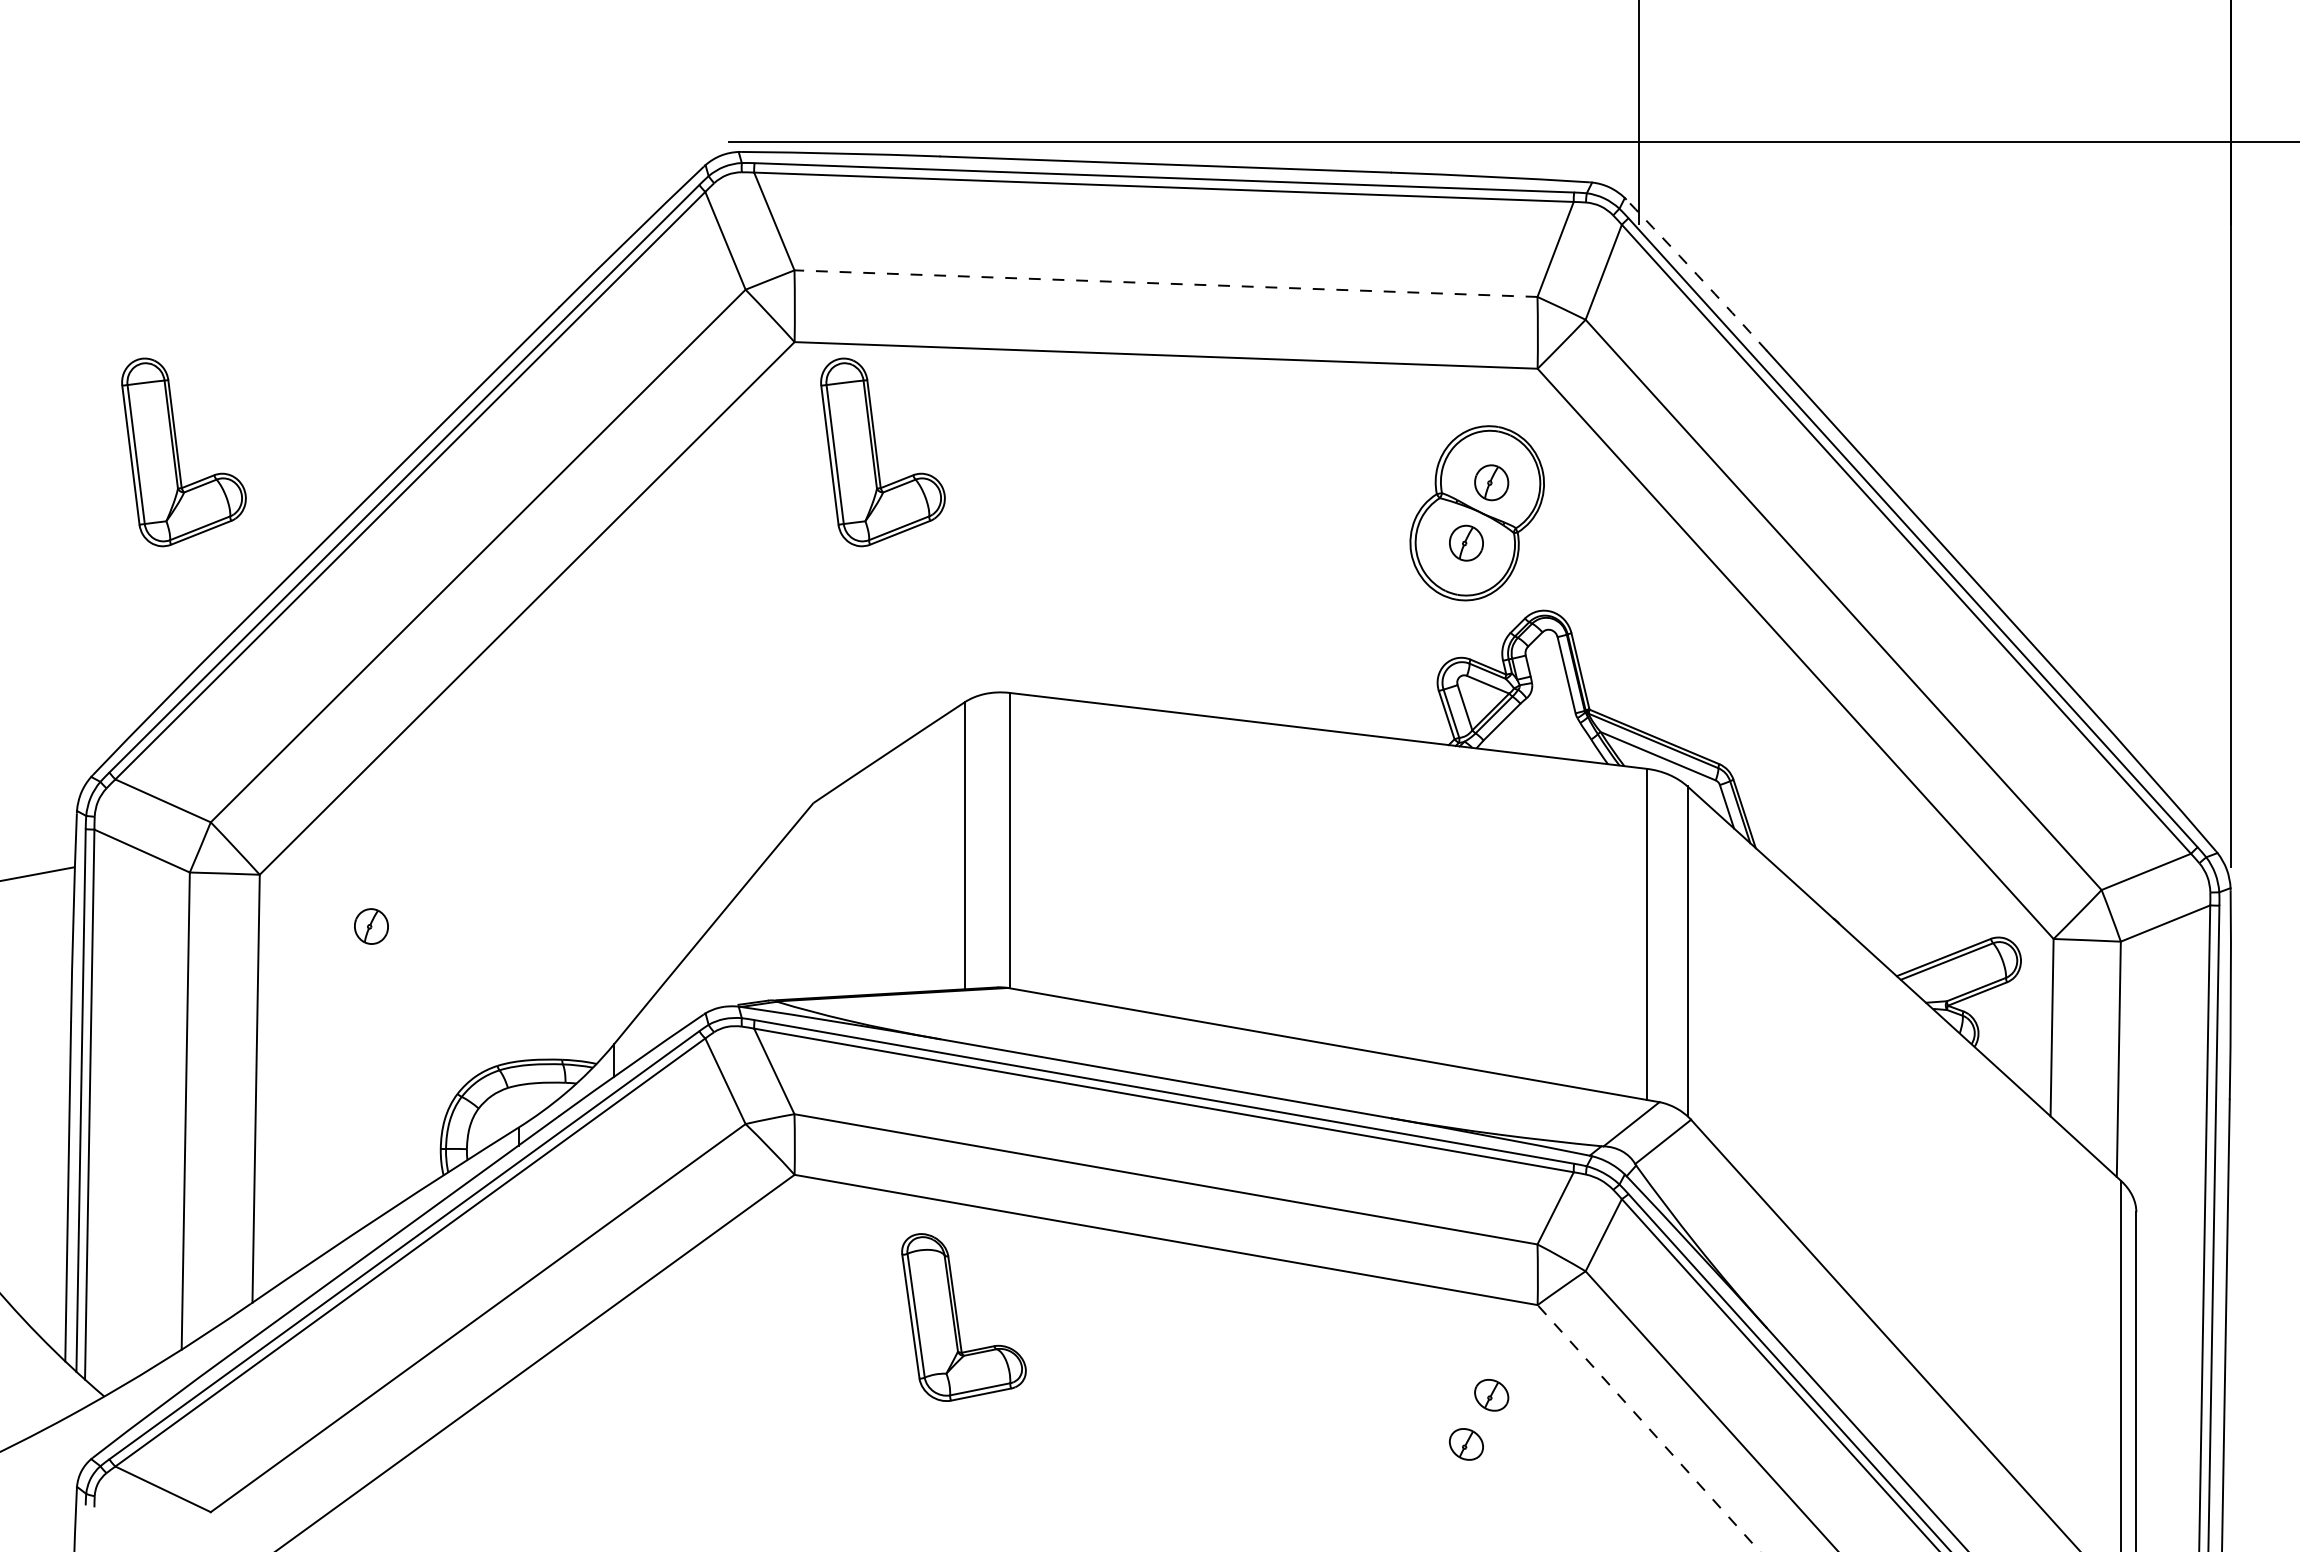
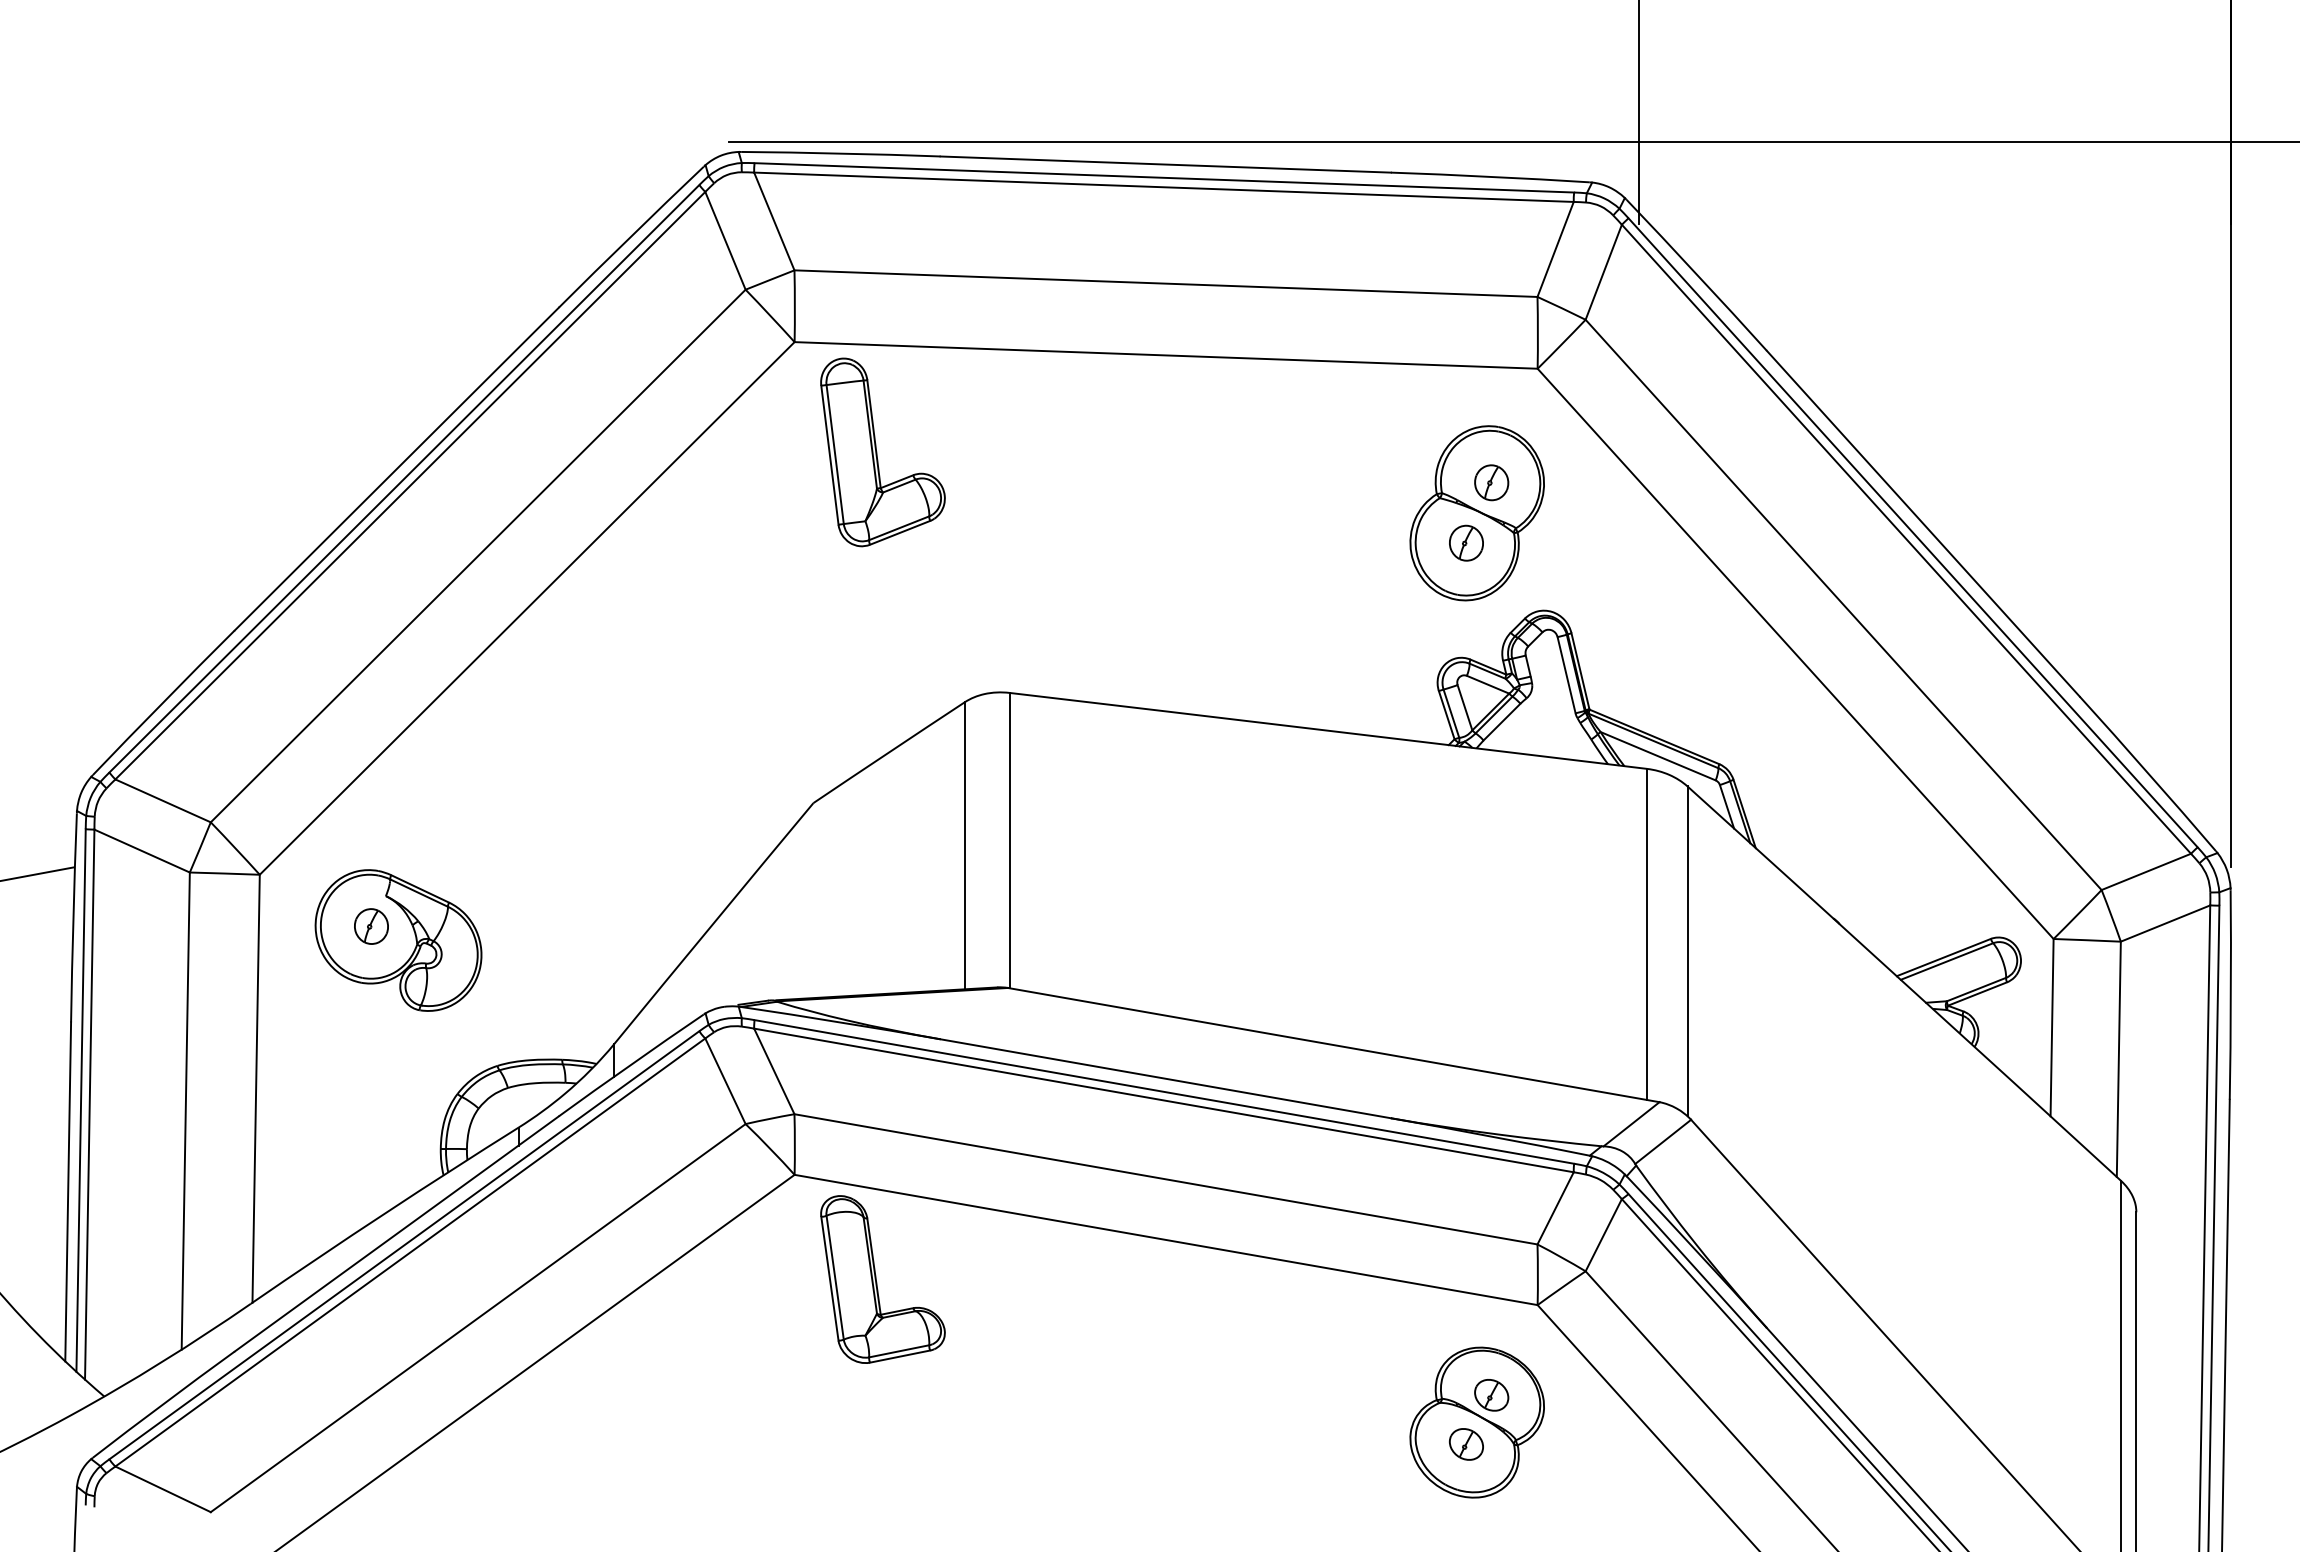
arc: dashed -> solid (1697, 274)
line: dashed -> solid (1165, 283)
part: present -> none (183, 452)
part: none -> present (398, 940)
part position: (963, 1317) -> (882, 1279) (882, 1279)
part: none -> present (1476, 1422)
line: dashed -> solid (1648, 1428)
